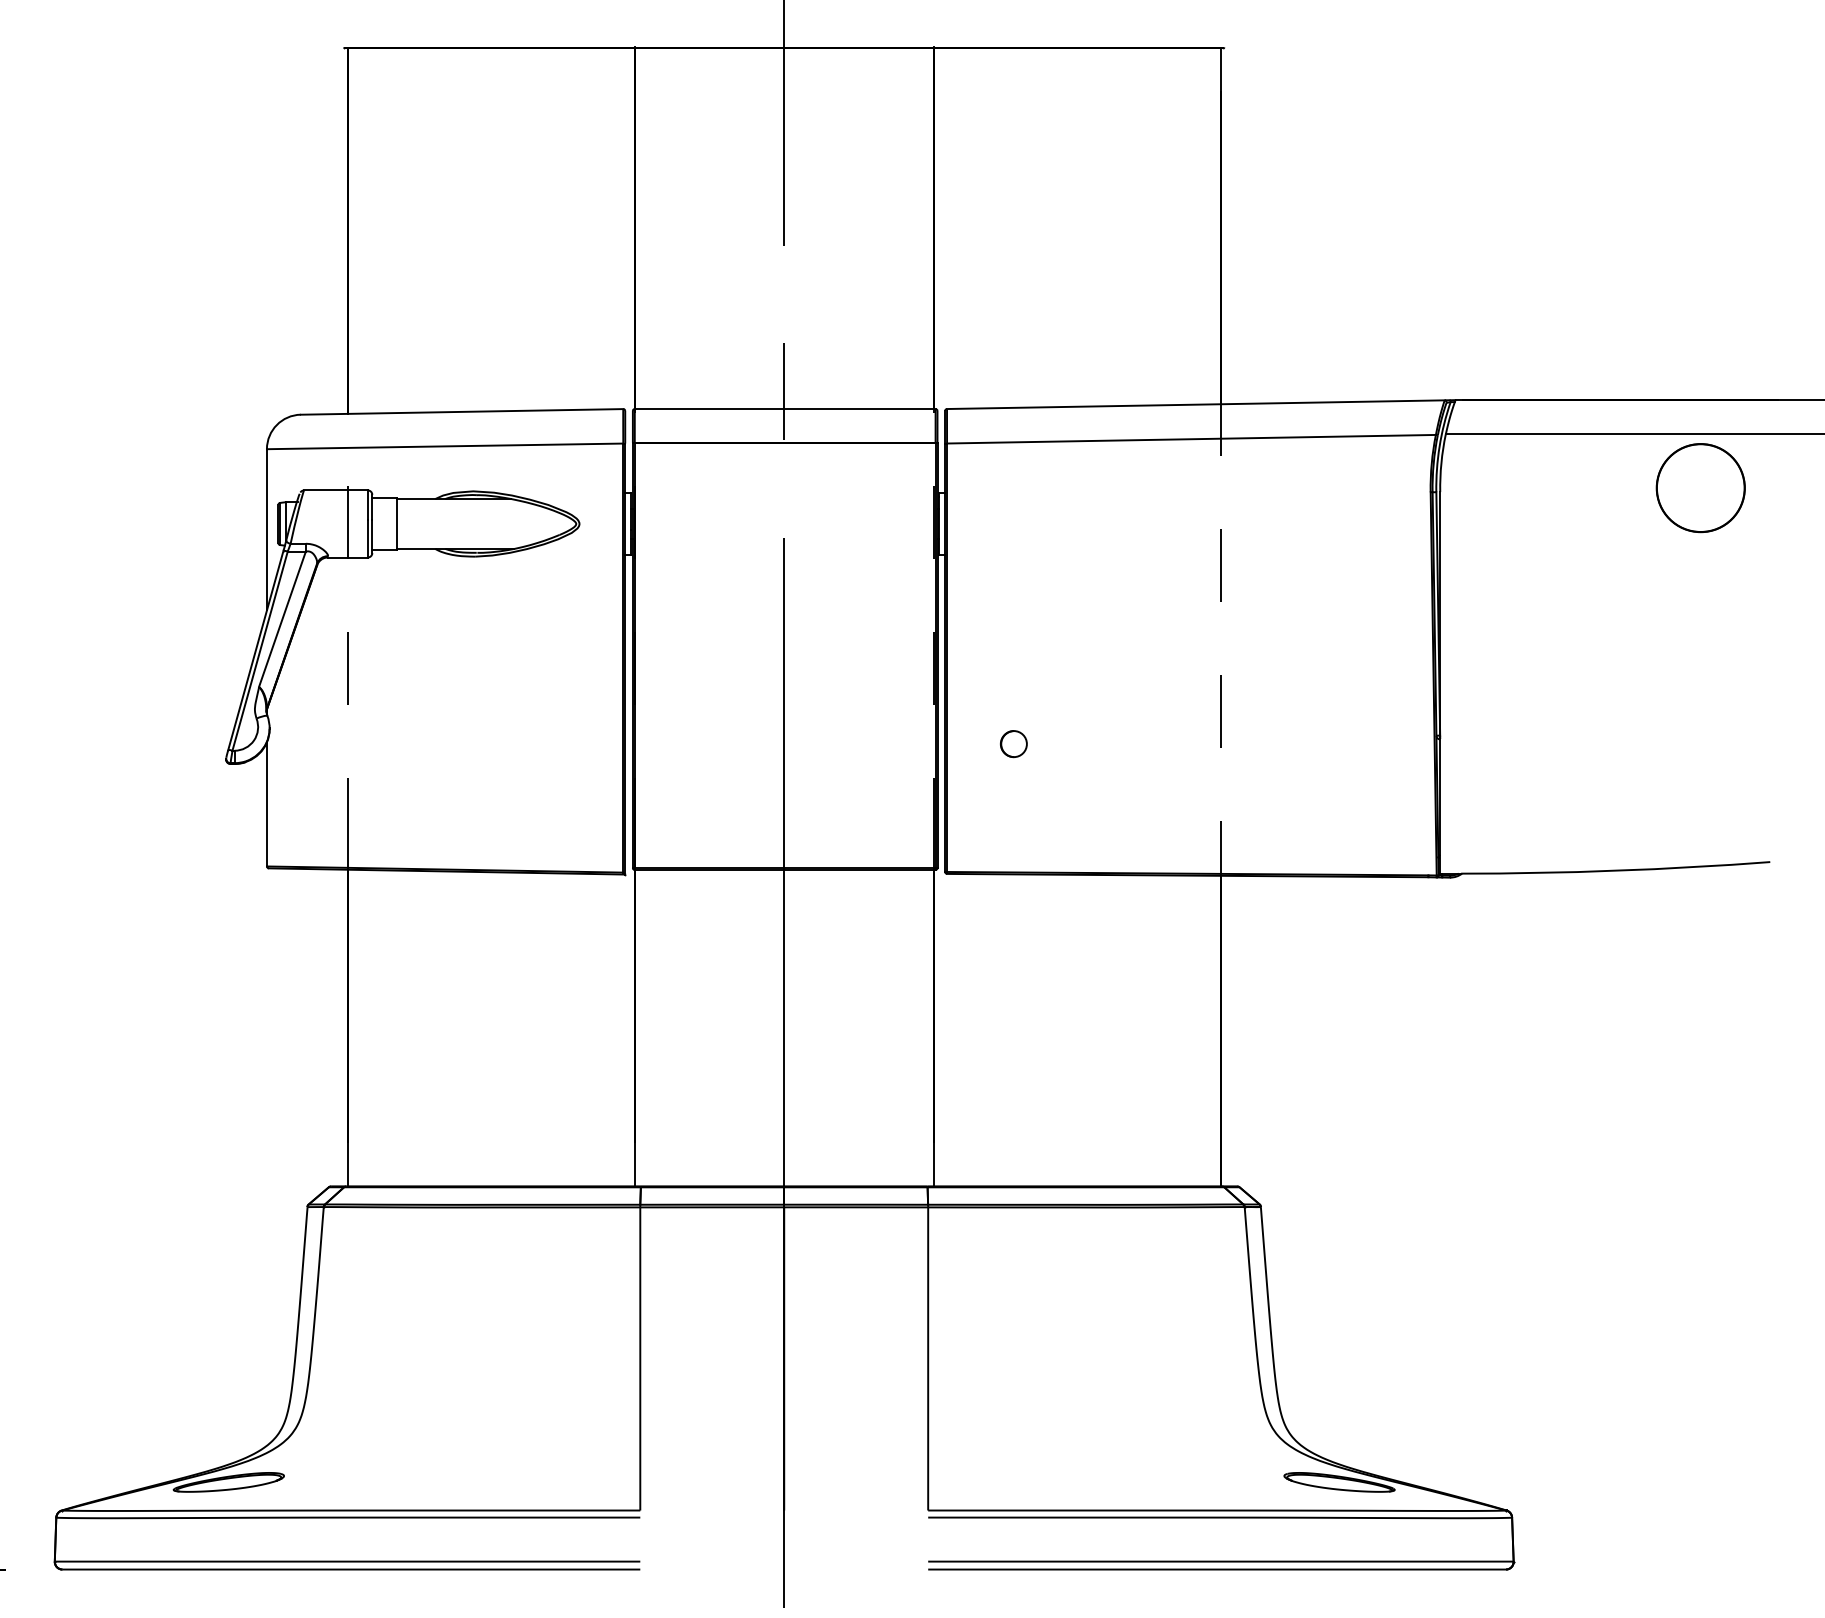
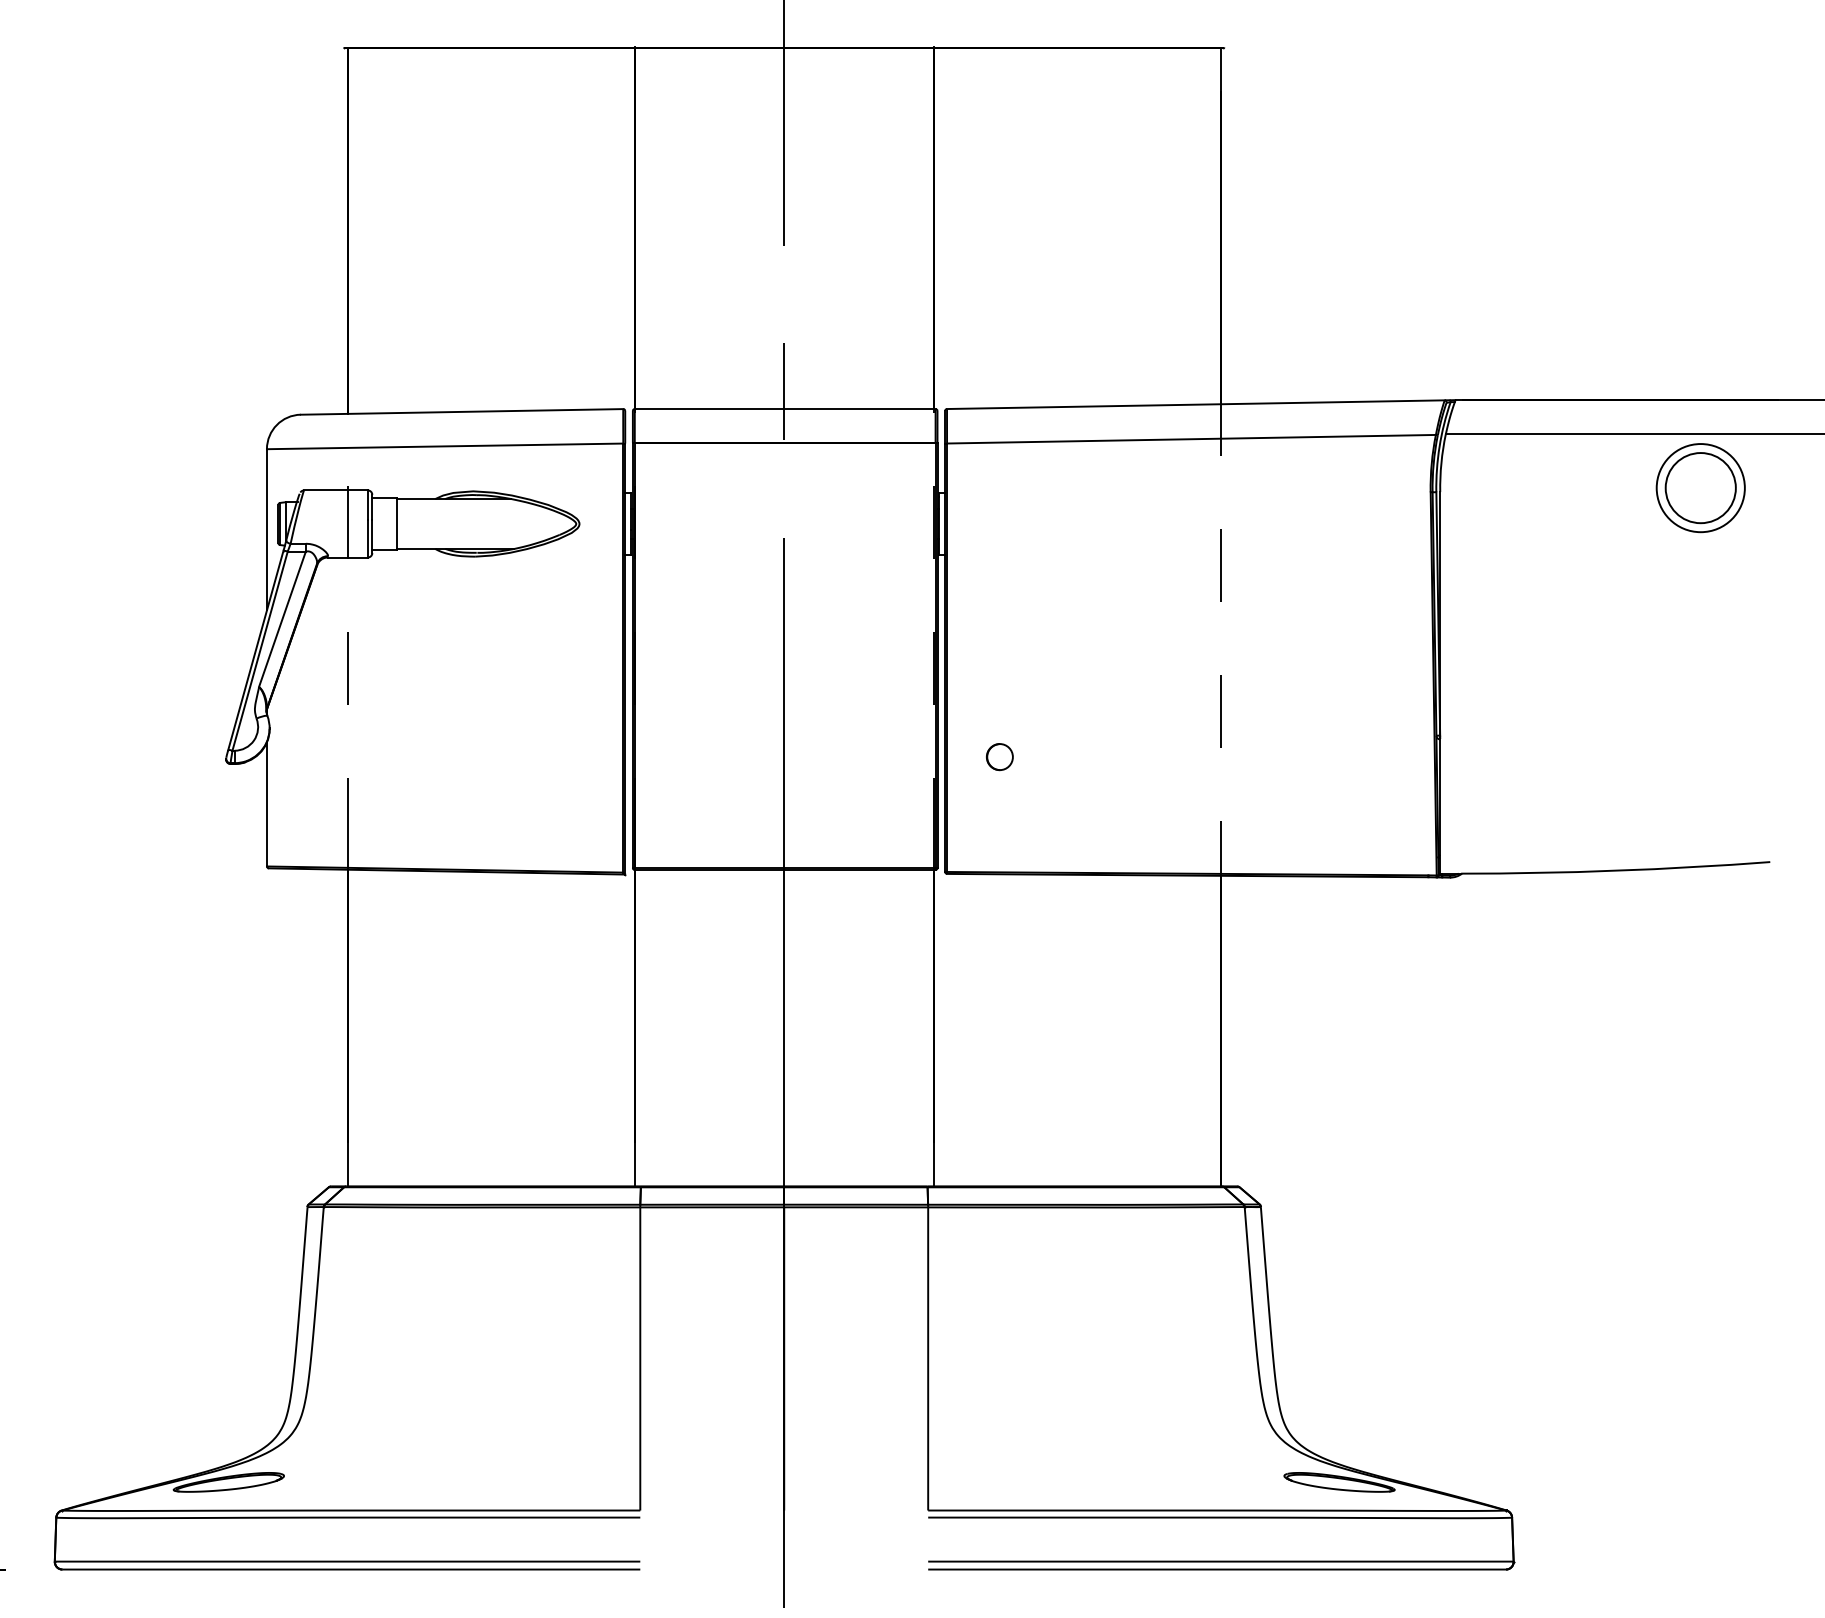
circle diameter: 88 px -> 70 px (1700, 488)
circle position: (1013, 744) -> (999, 757) (999, 757)
